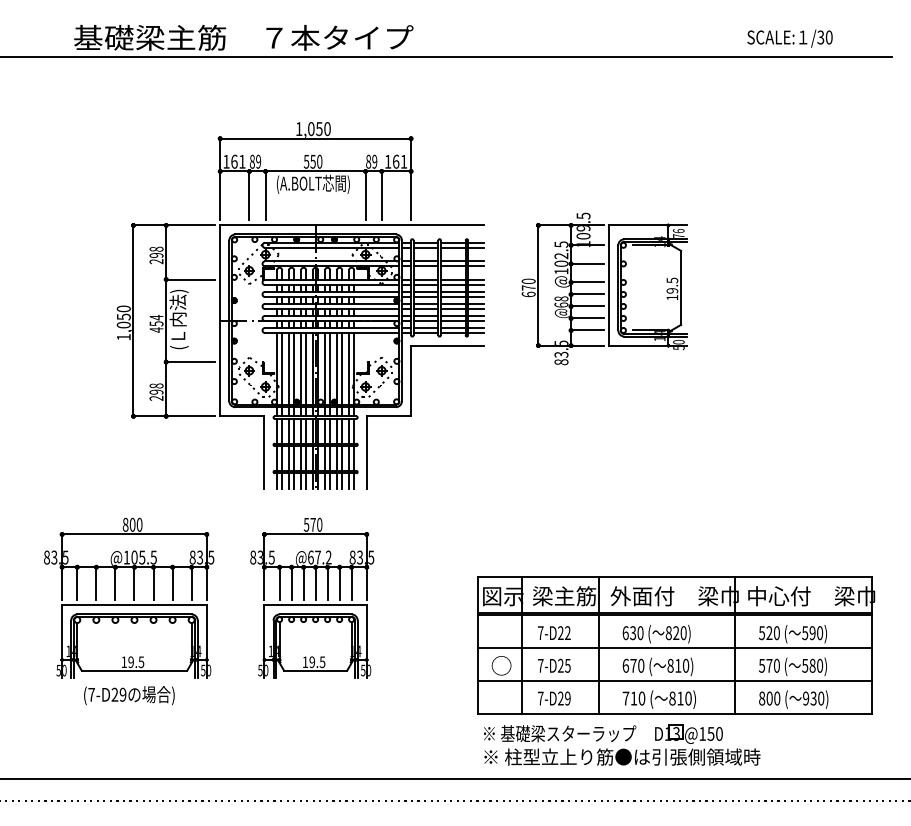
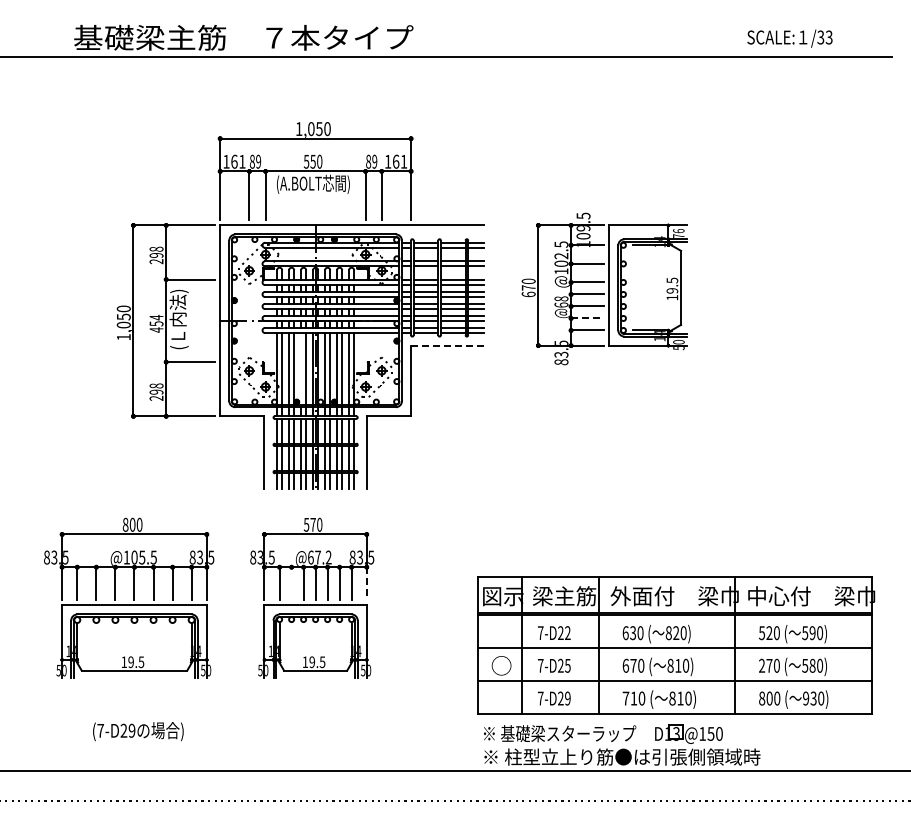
text: /30 -> /33 (828, 37)
line: solid -> dashed (587, 318)
line: solid -> dashed (447, 345)
line: present -> none (301, 368)
line: present -> none (291, 583)
line: solid -> dashed (366, 584)
text: 570 -> 270 (762, 665)
text position: (129, 695) -> (138, 731) (138, 731)
line position: (454, 779) -> (454, 771) (454, 771)
